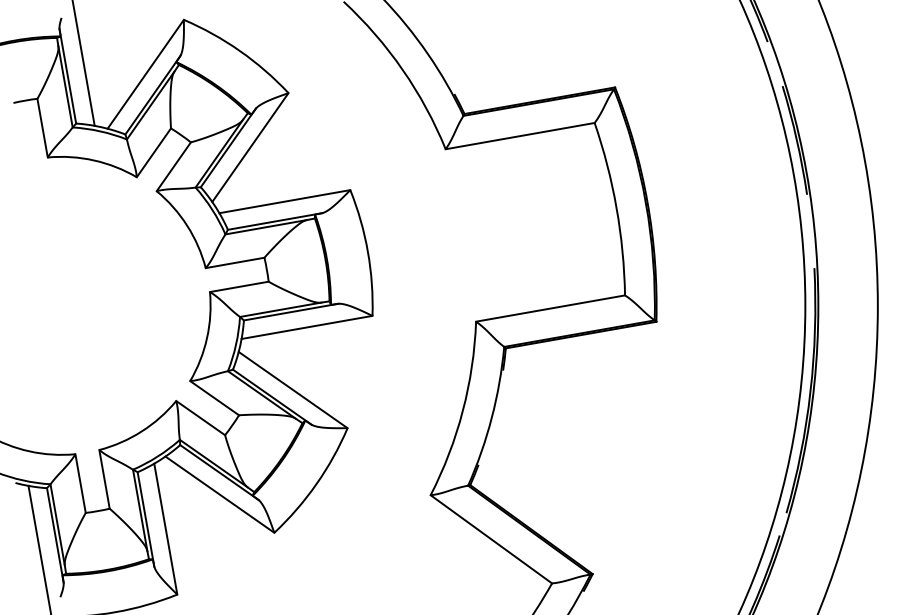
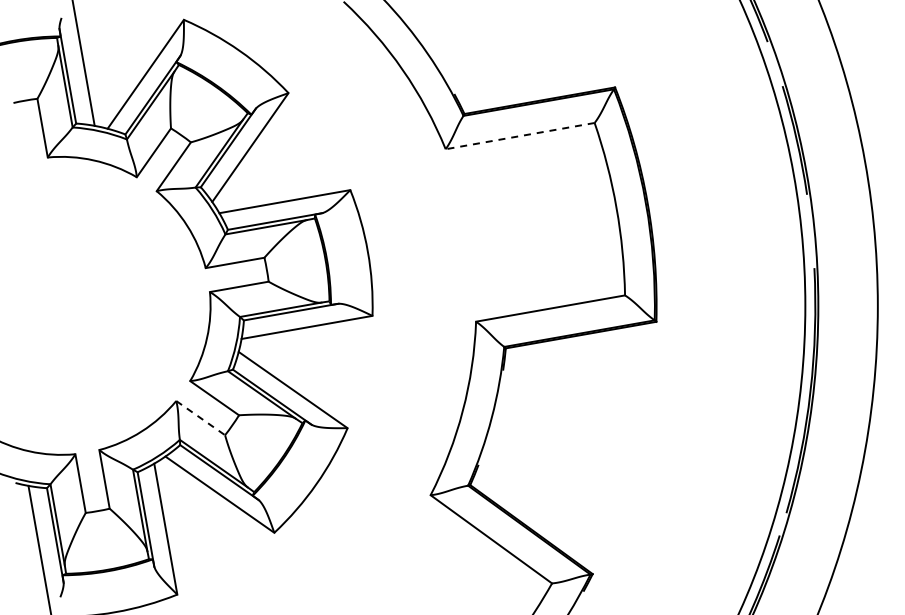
line: solid -> dashed (520, 136)
line: solid -> dashed (200, 418)
